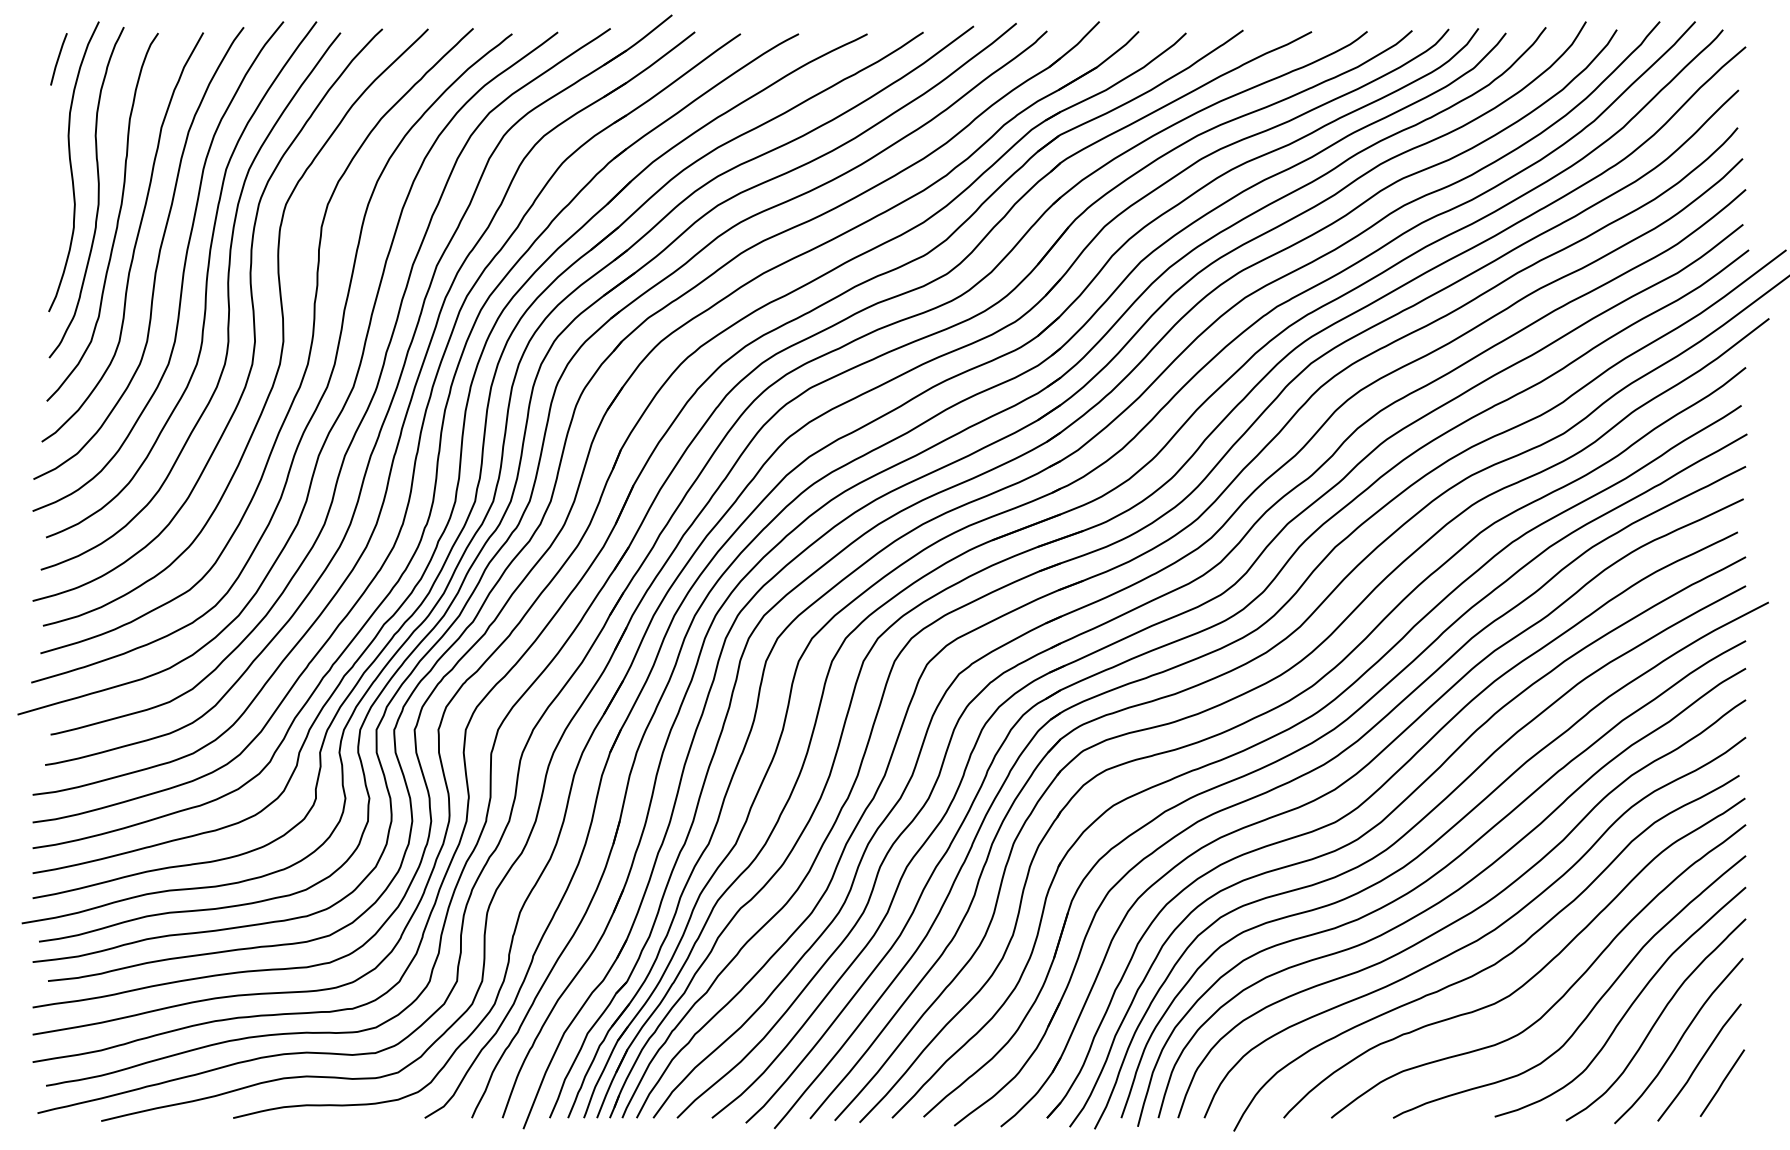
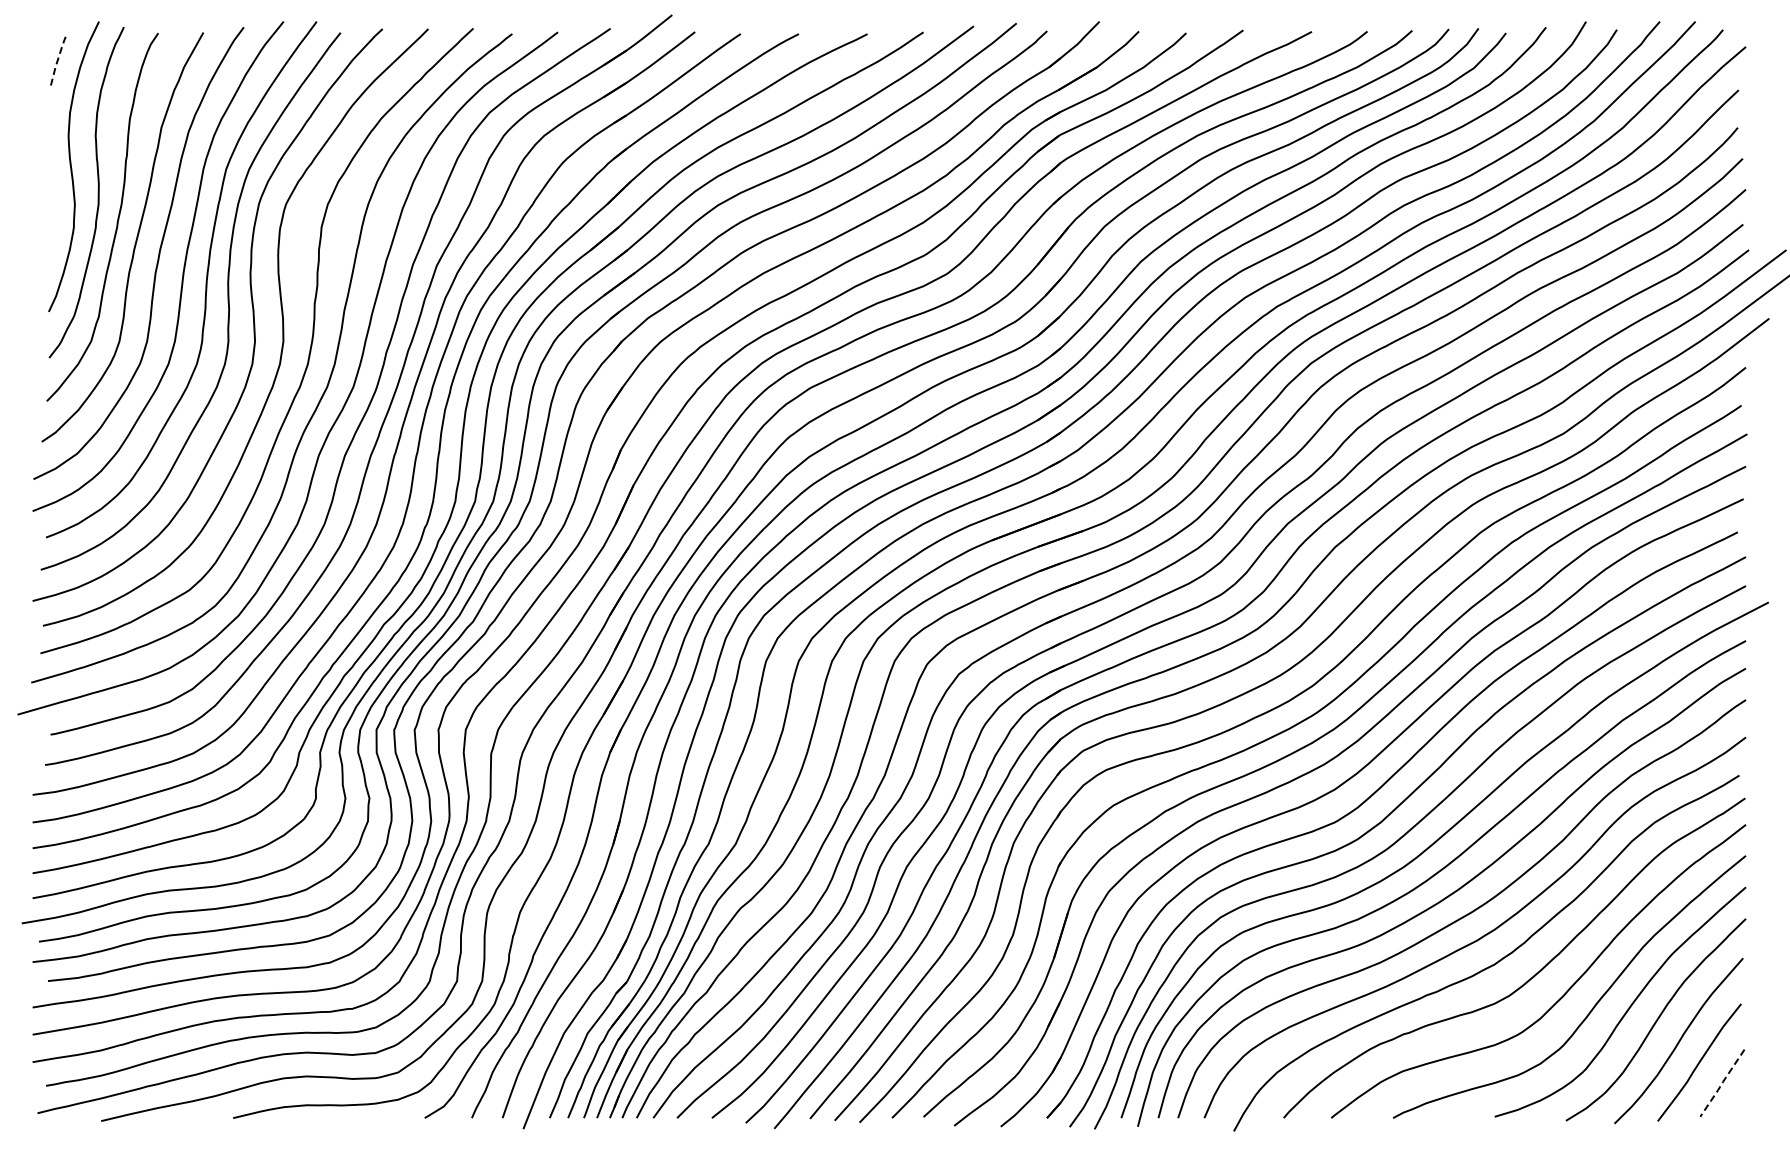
line: solid -> dashed (58, 58)
line: solid -> dashed (1722, 1083)
